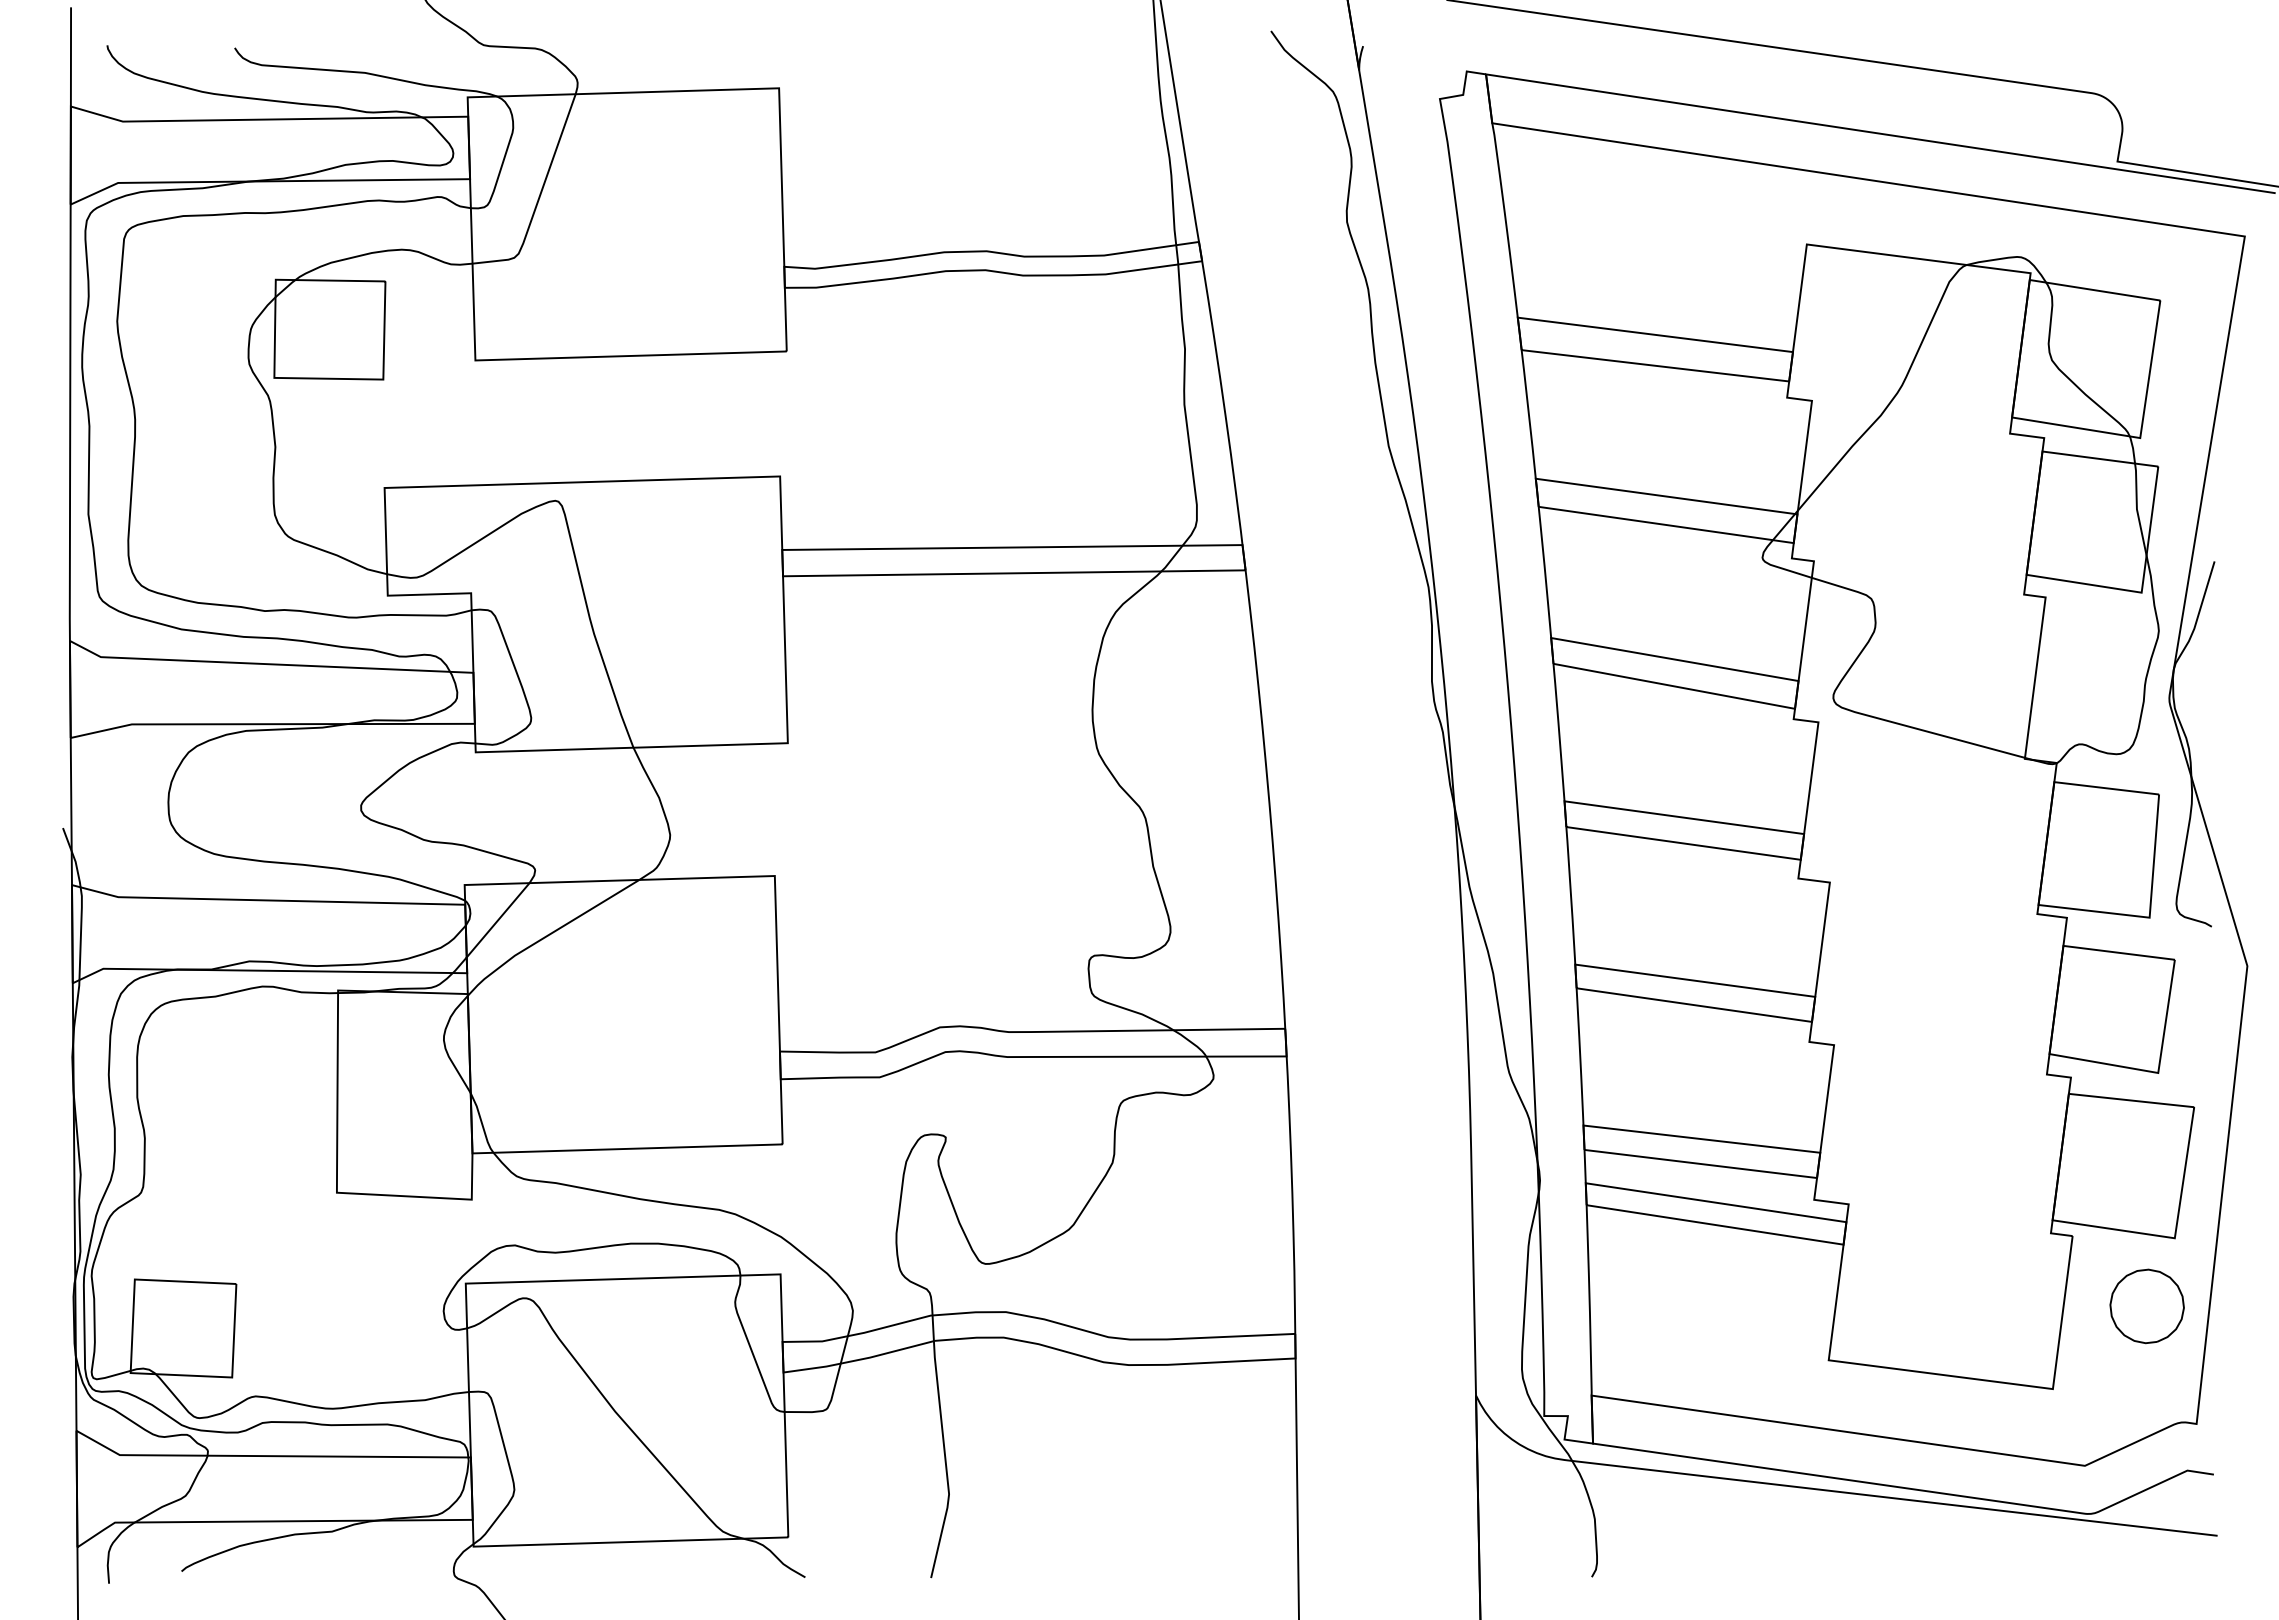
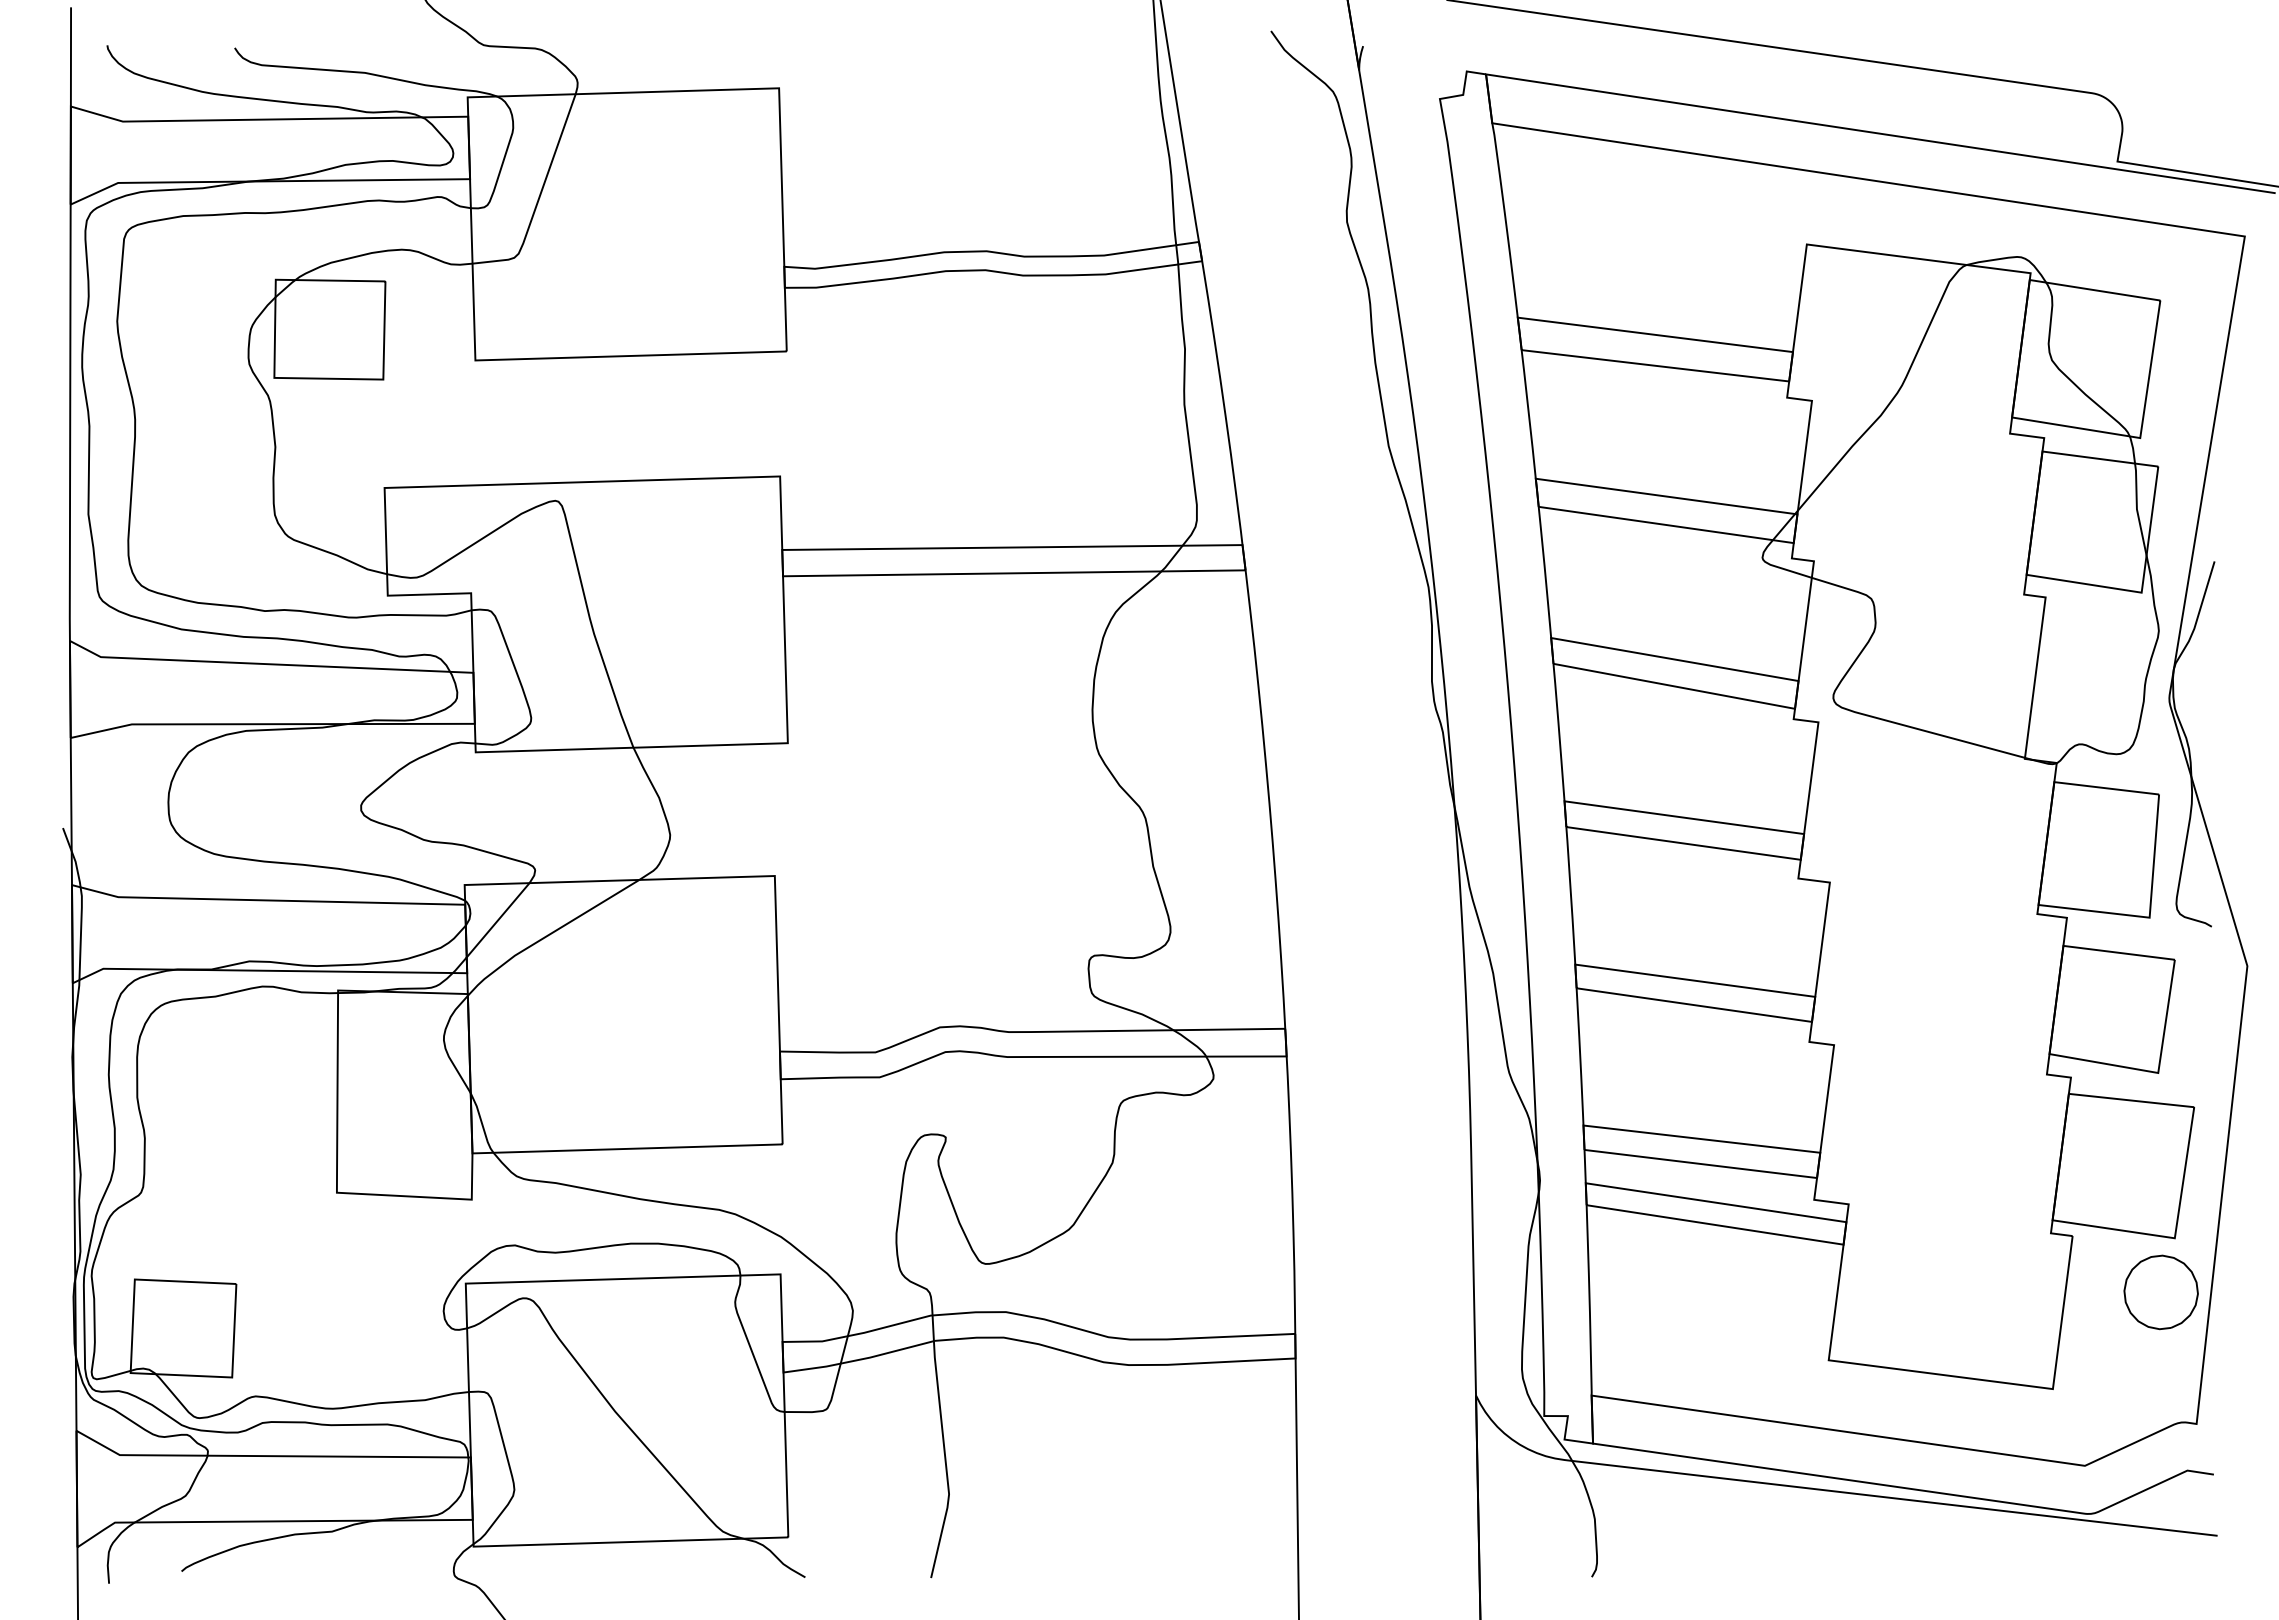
part position: (2146, 1306) -> (2160, 1292) (2160, 1292)
